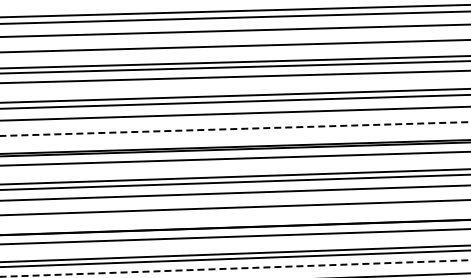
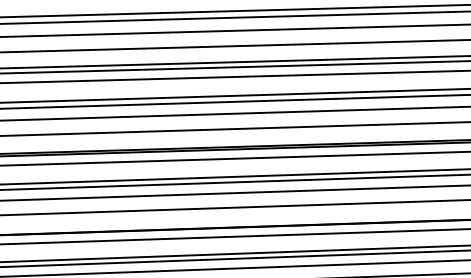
line: dashed -> solid (235, 129)
line: dashed -> solid (235, 268)
